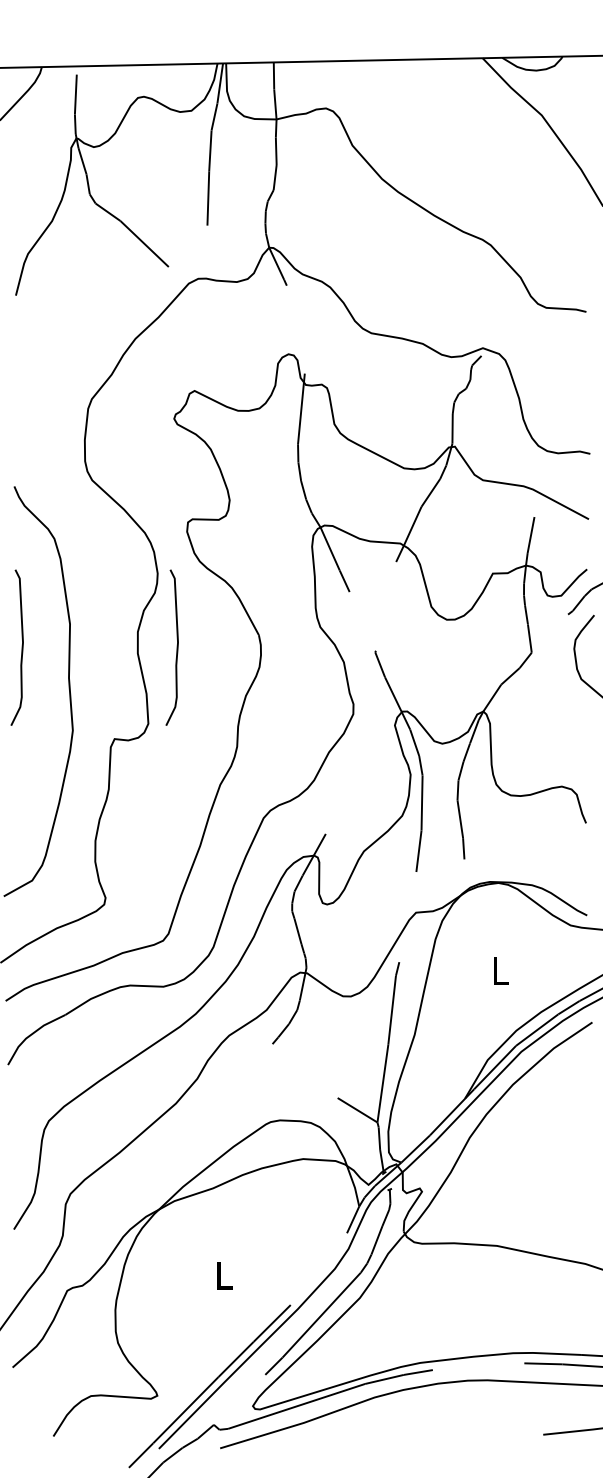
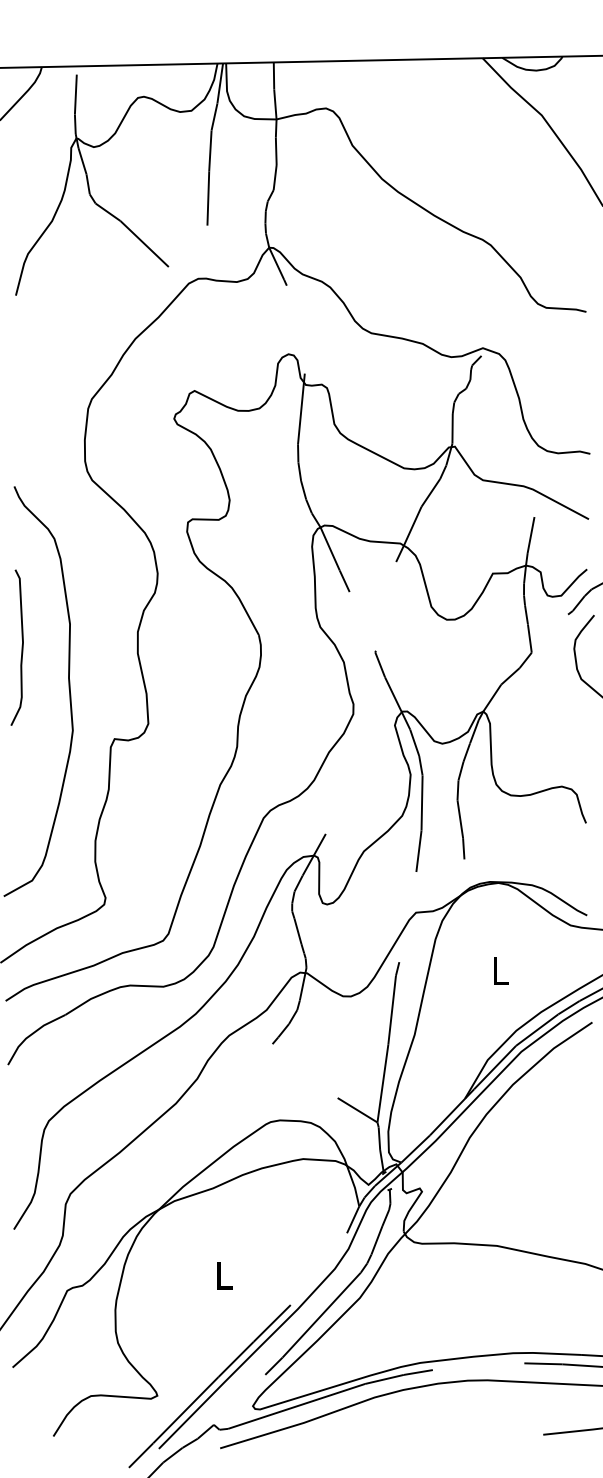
curve: present -> none (176, 647)
